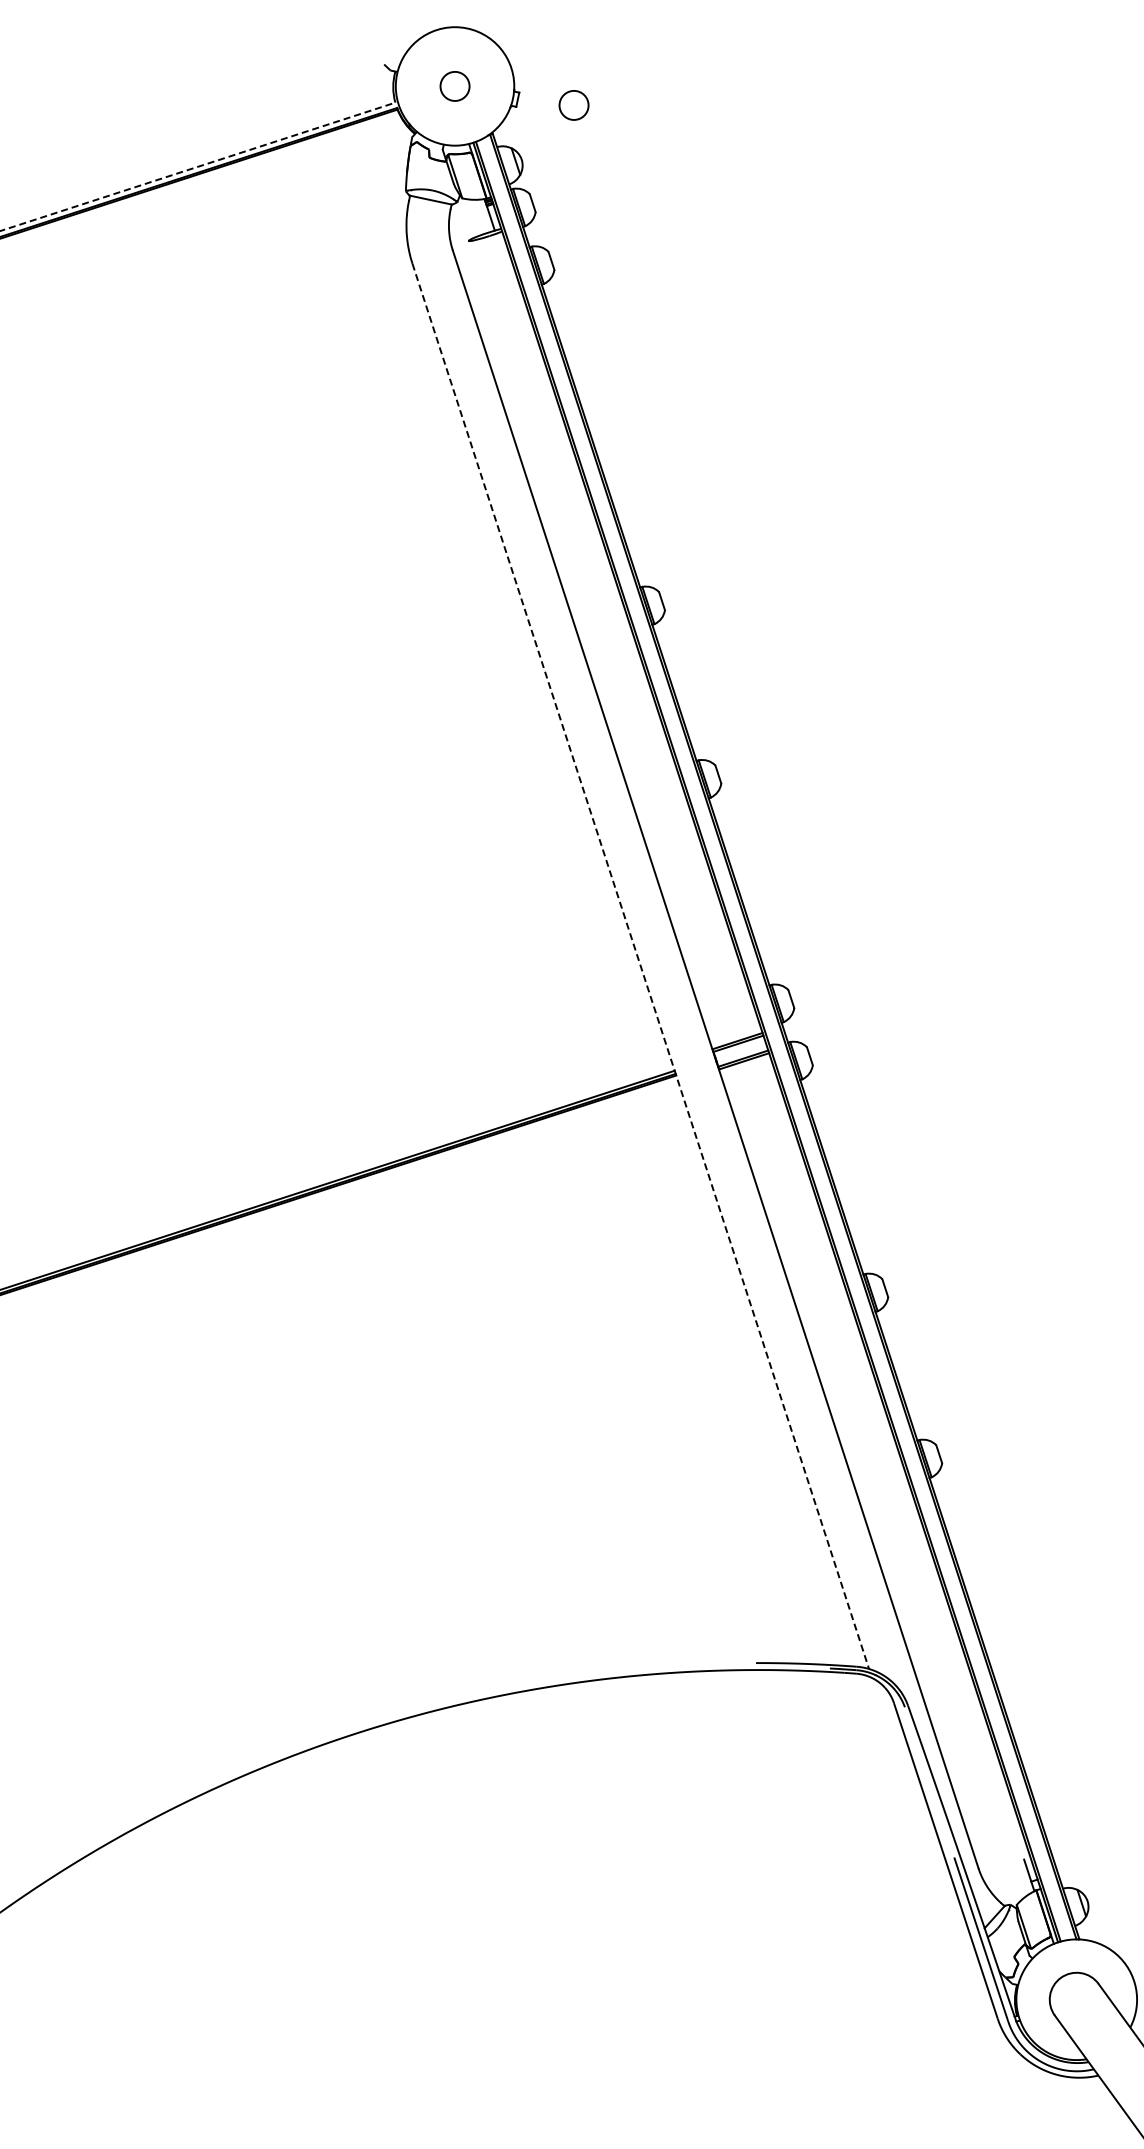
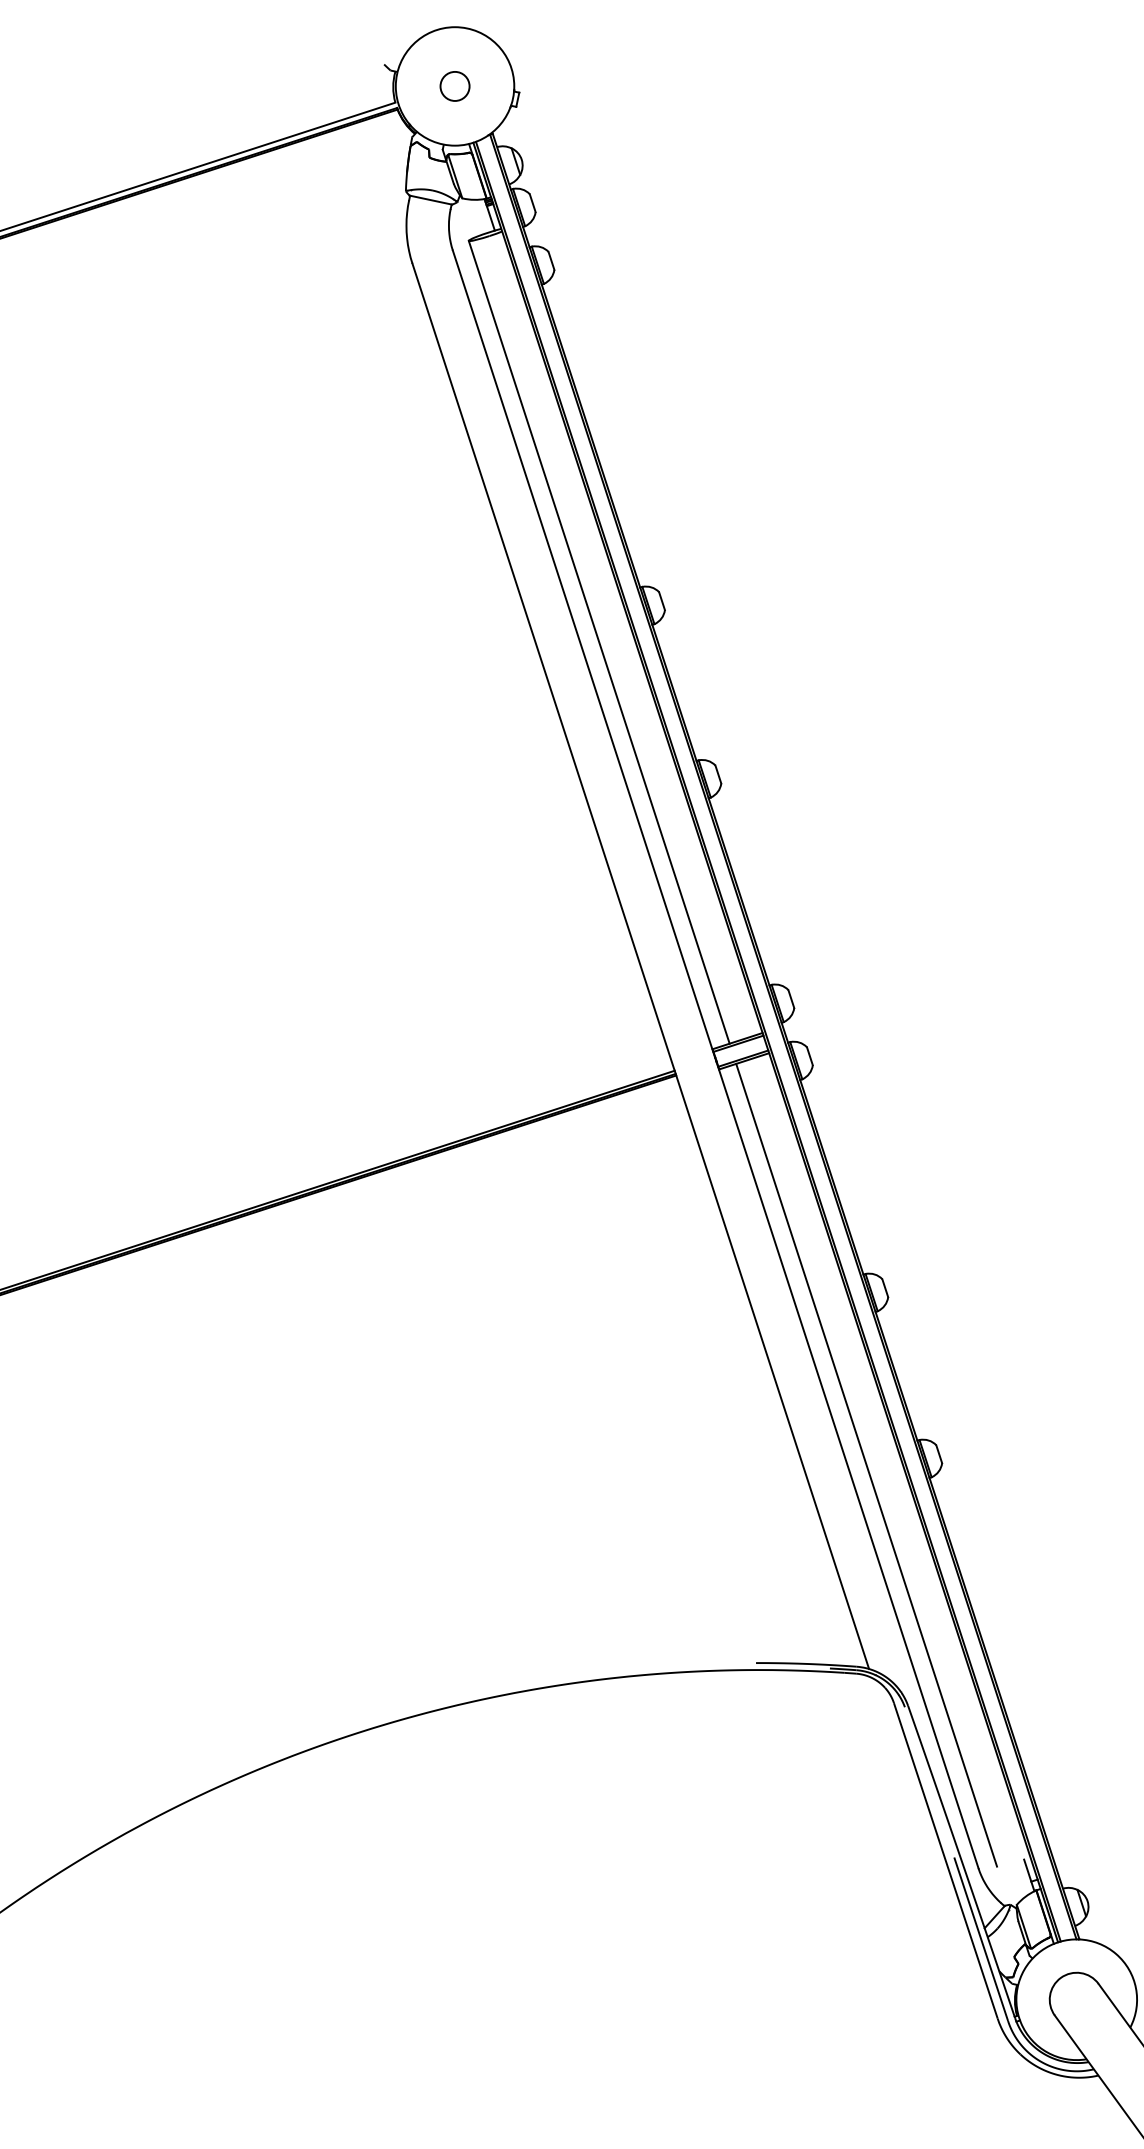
circle: present -> none (573, 105)
line: dashed -> solid (198, 166)
line: none -> present (598, 641)
line: dashed -> solid (640, 966)
line: none -> present (866, 1464)
